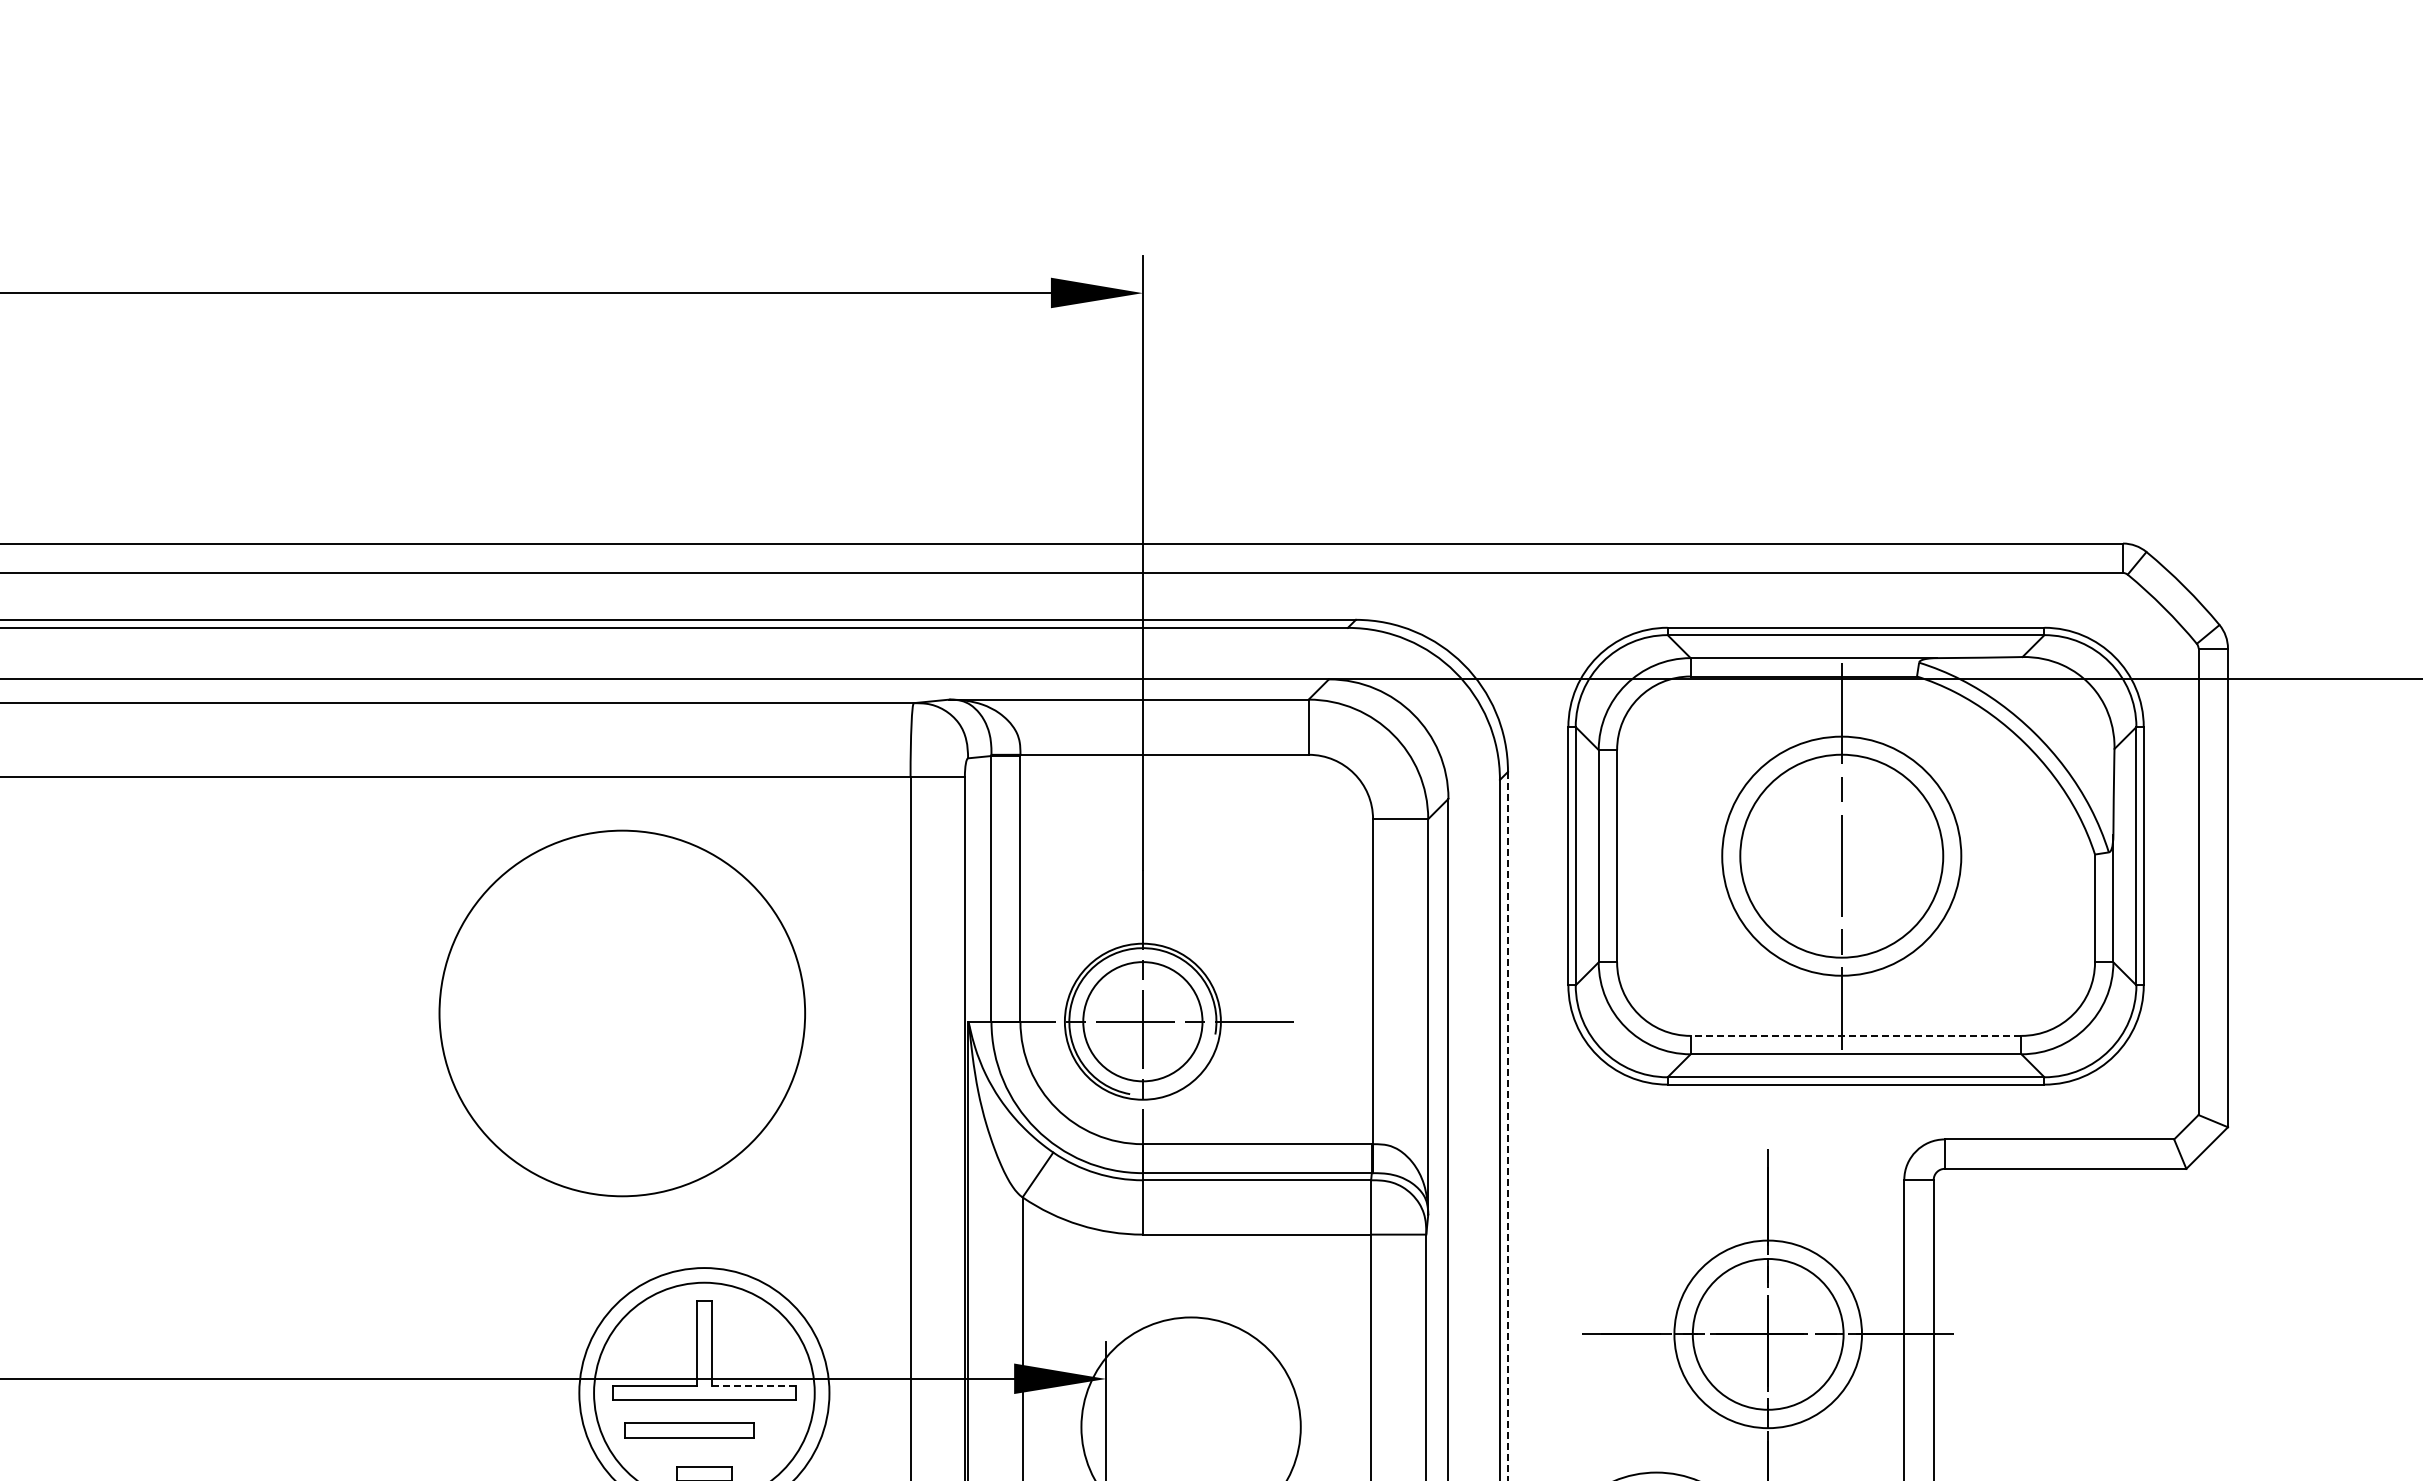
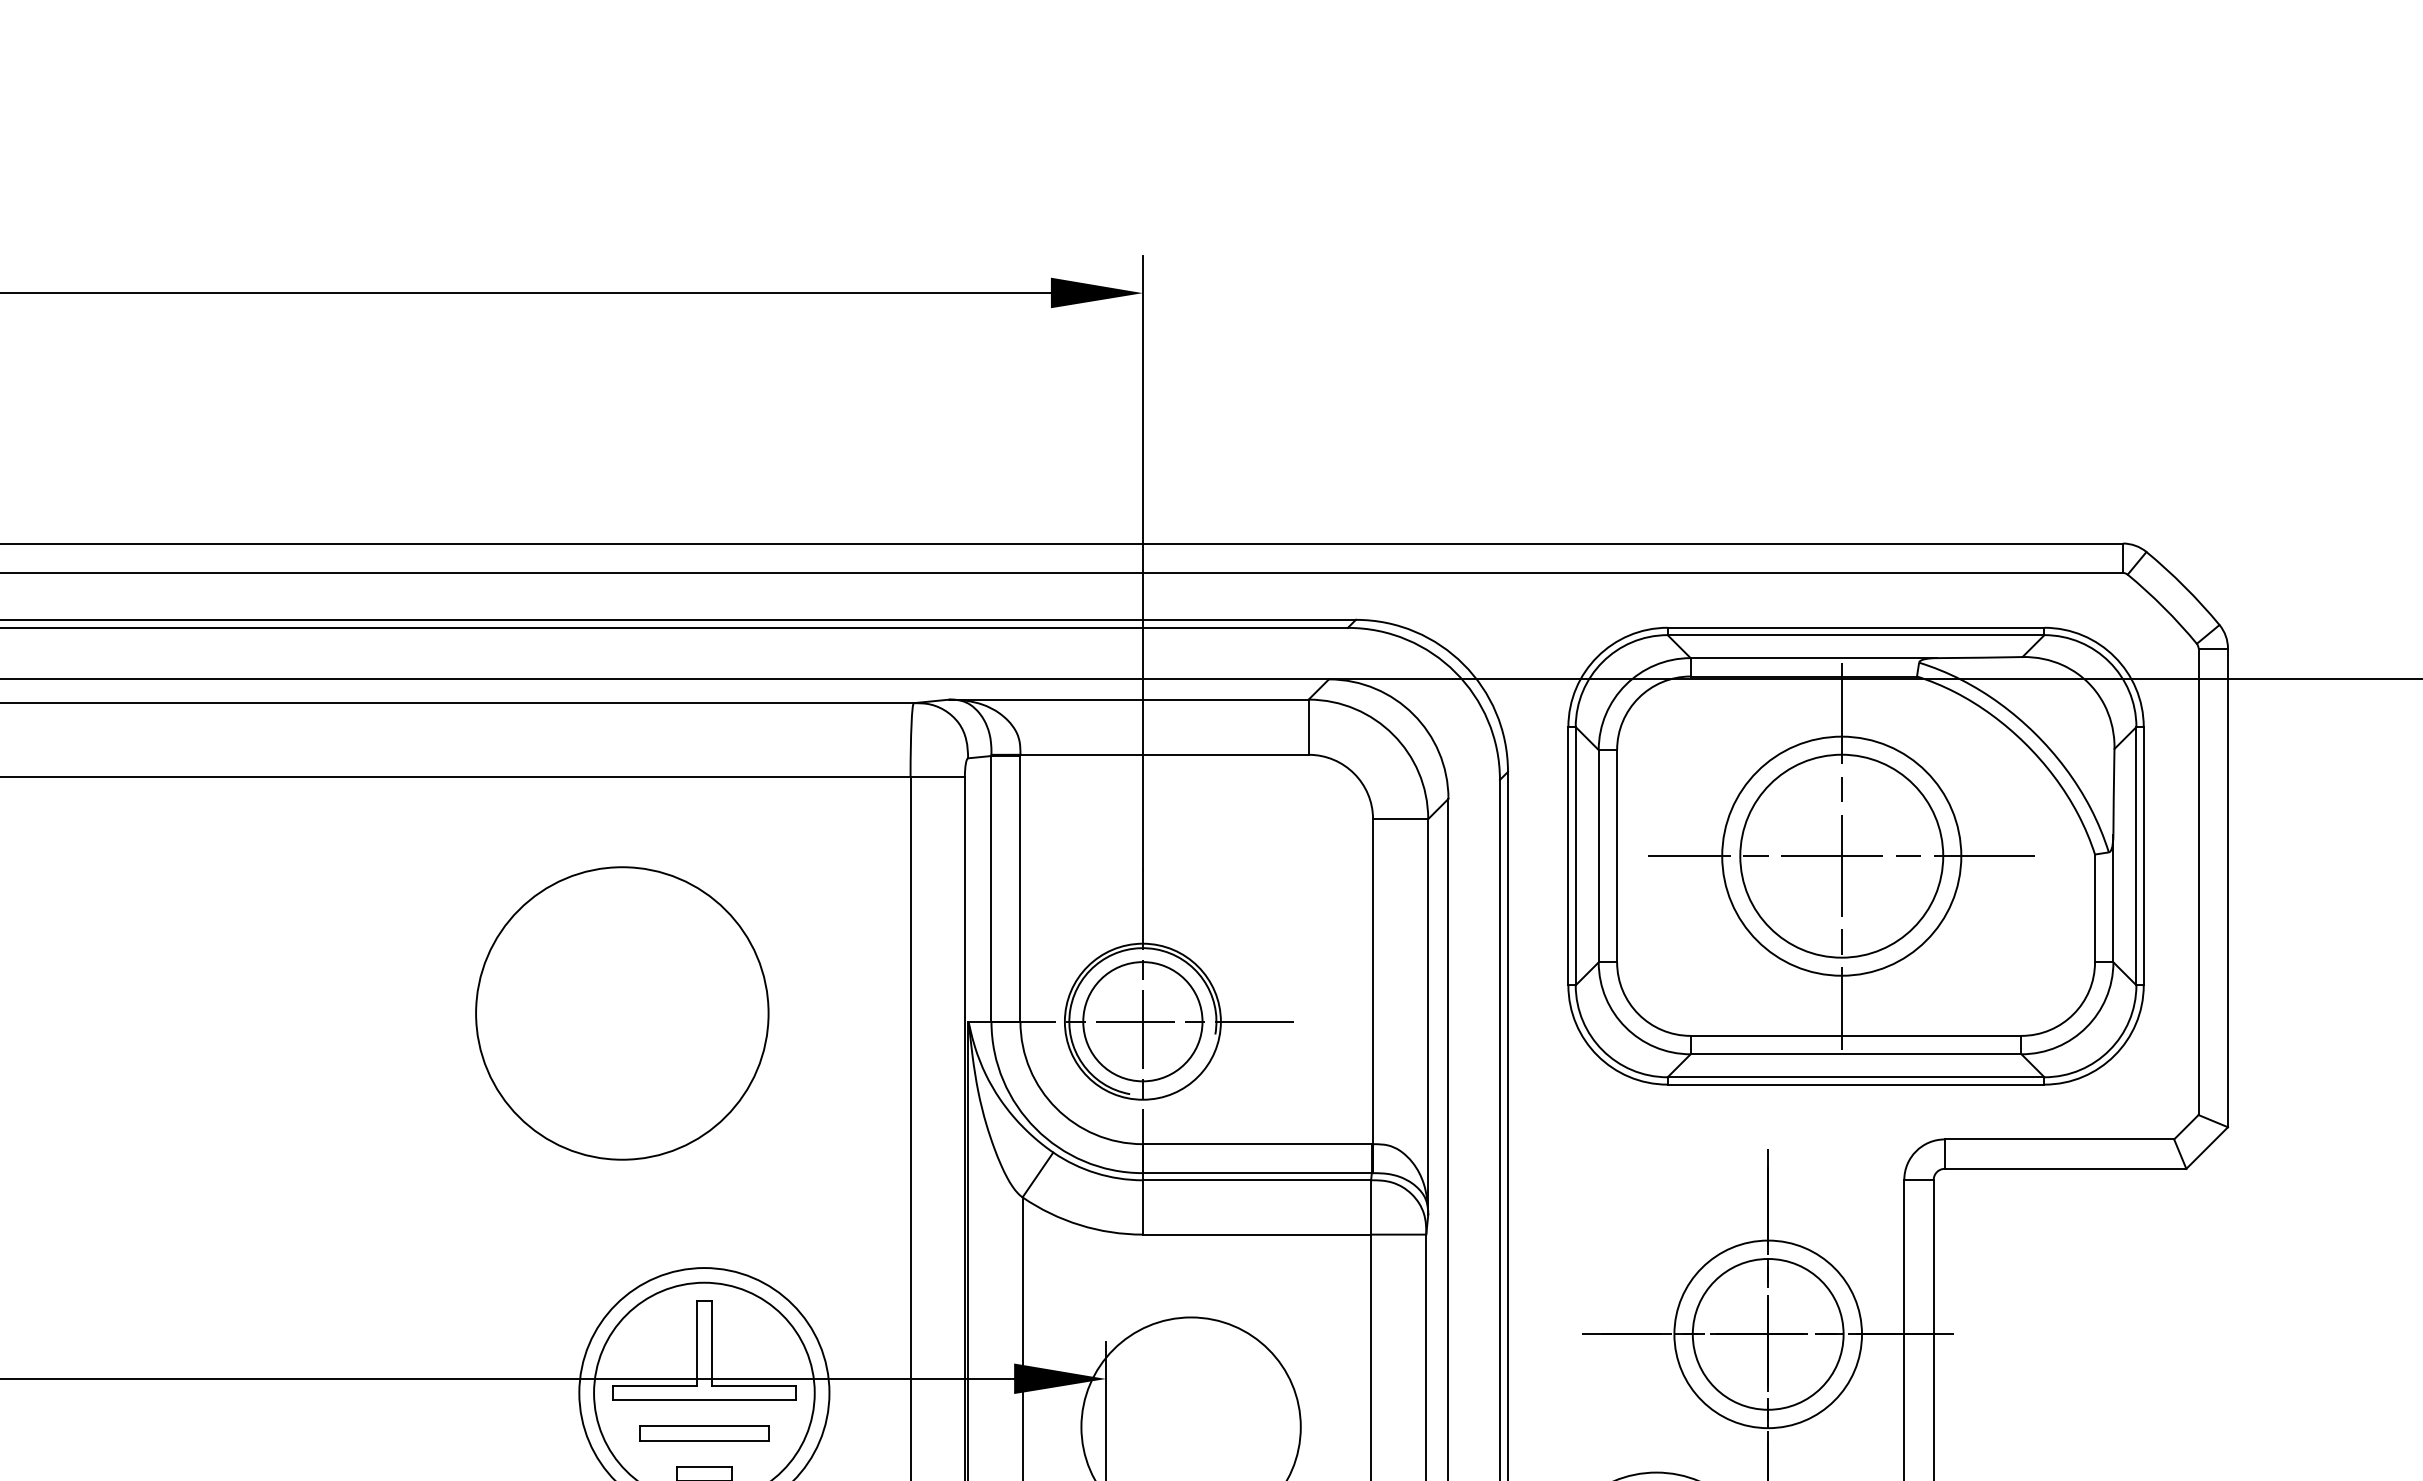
line: none -> present (1841, 856)
circle diameter: 366 px -> 293 px (622, 1013)
line: dashed -> solid (1855, 1035)
line: dashed -> solid (1508, 1126)
line: dashed -> solid (753, 1385)
part position: (689, 1430) -> (704, 1433) (704, 1433)
